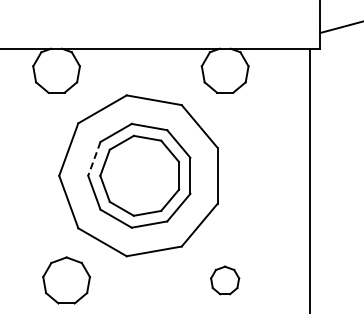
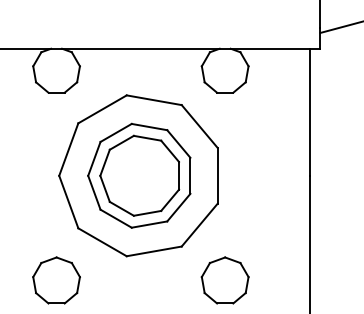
line: dashed -> solid (94, 159)
part position: (66, 280) -> (56, 280) (56, 280)
part size: 31x31 px -> 50x49 px (224, 280)
